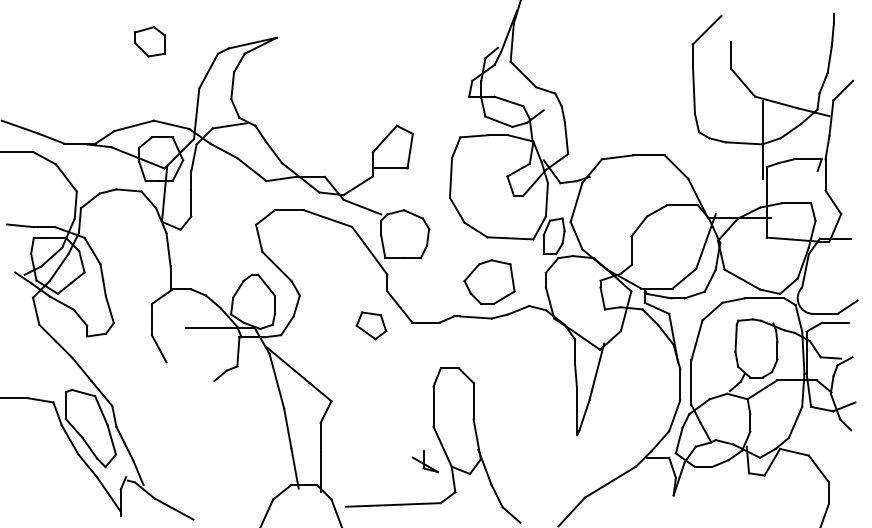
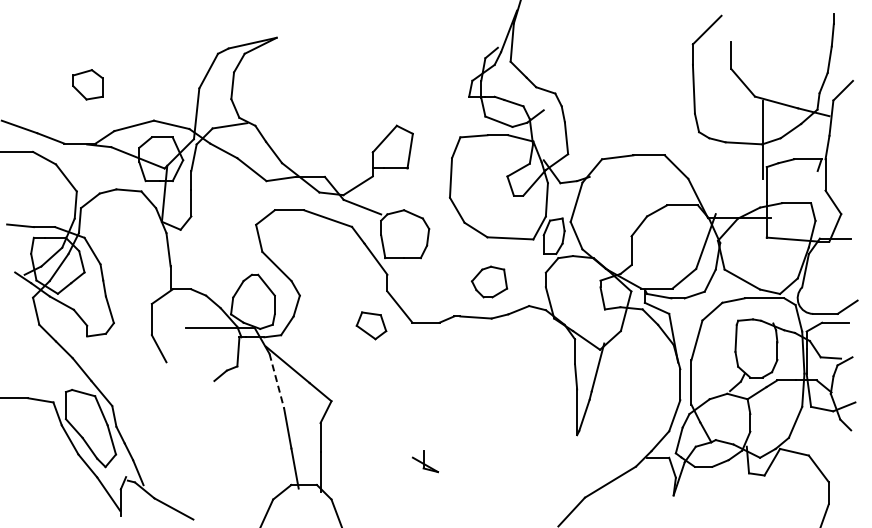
part position: (149, 41) -> (87, 84) (87, 84)
part size: 53x46 px -> 39x34 px (489, 281)
line: solid -> dashed (276, 381)
part: present -> none (439, 442)
